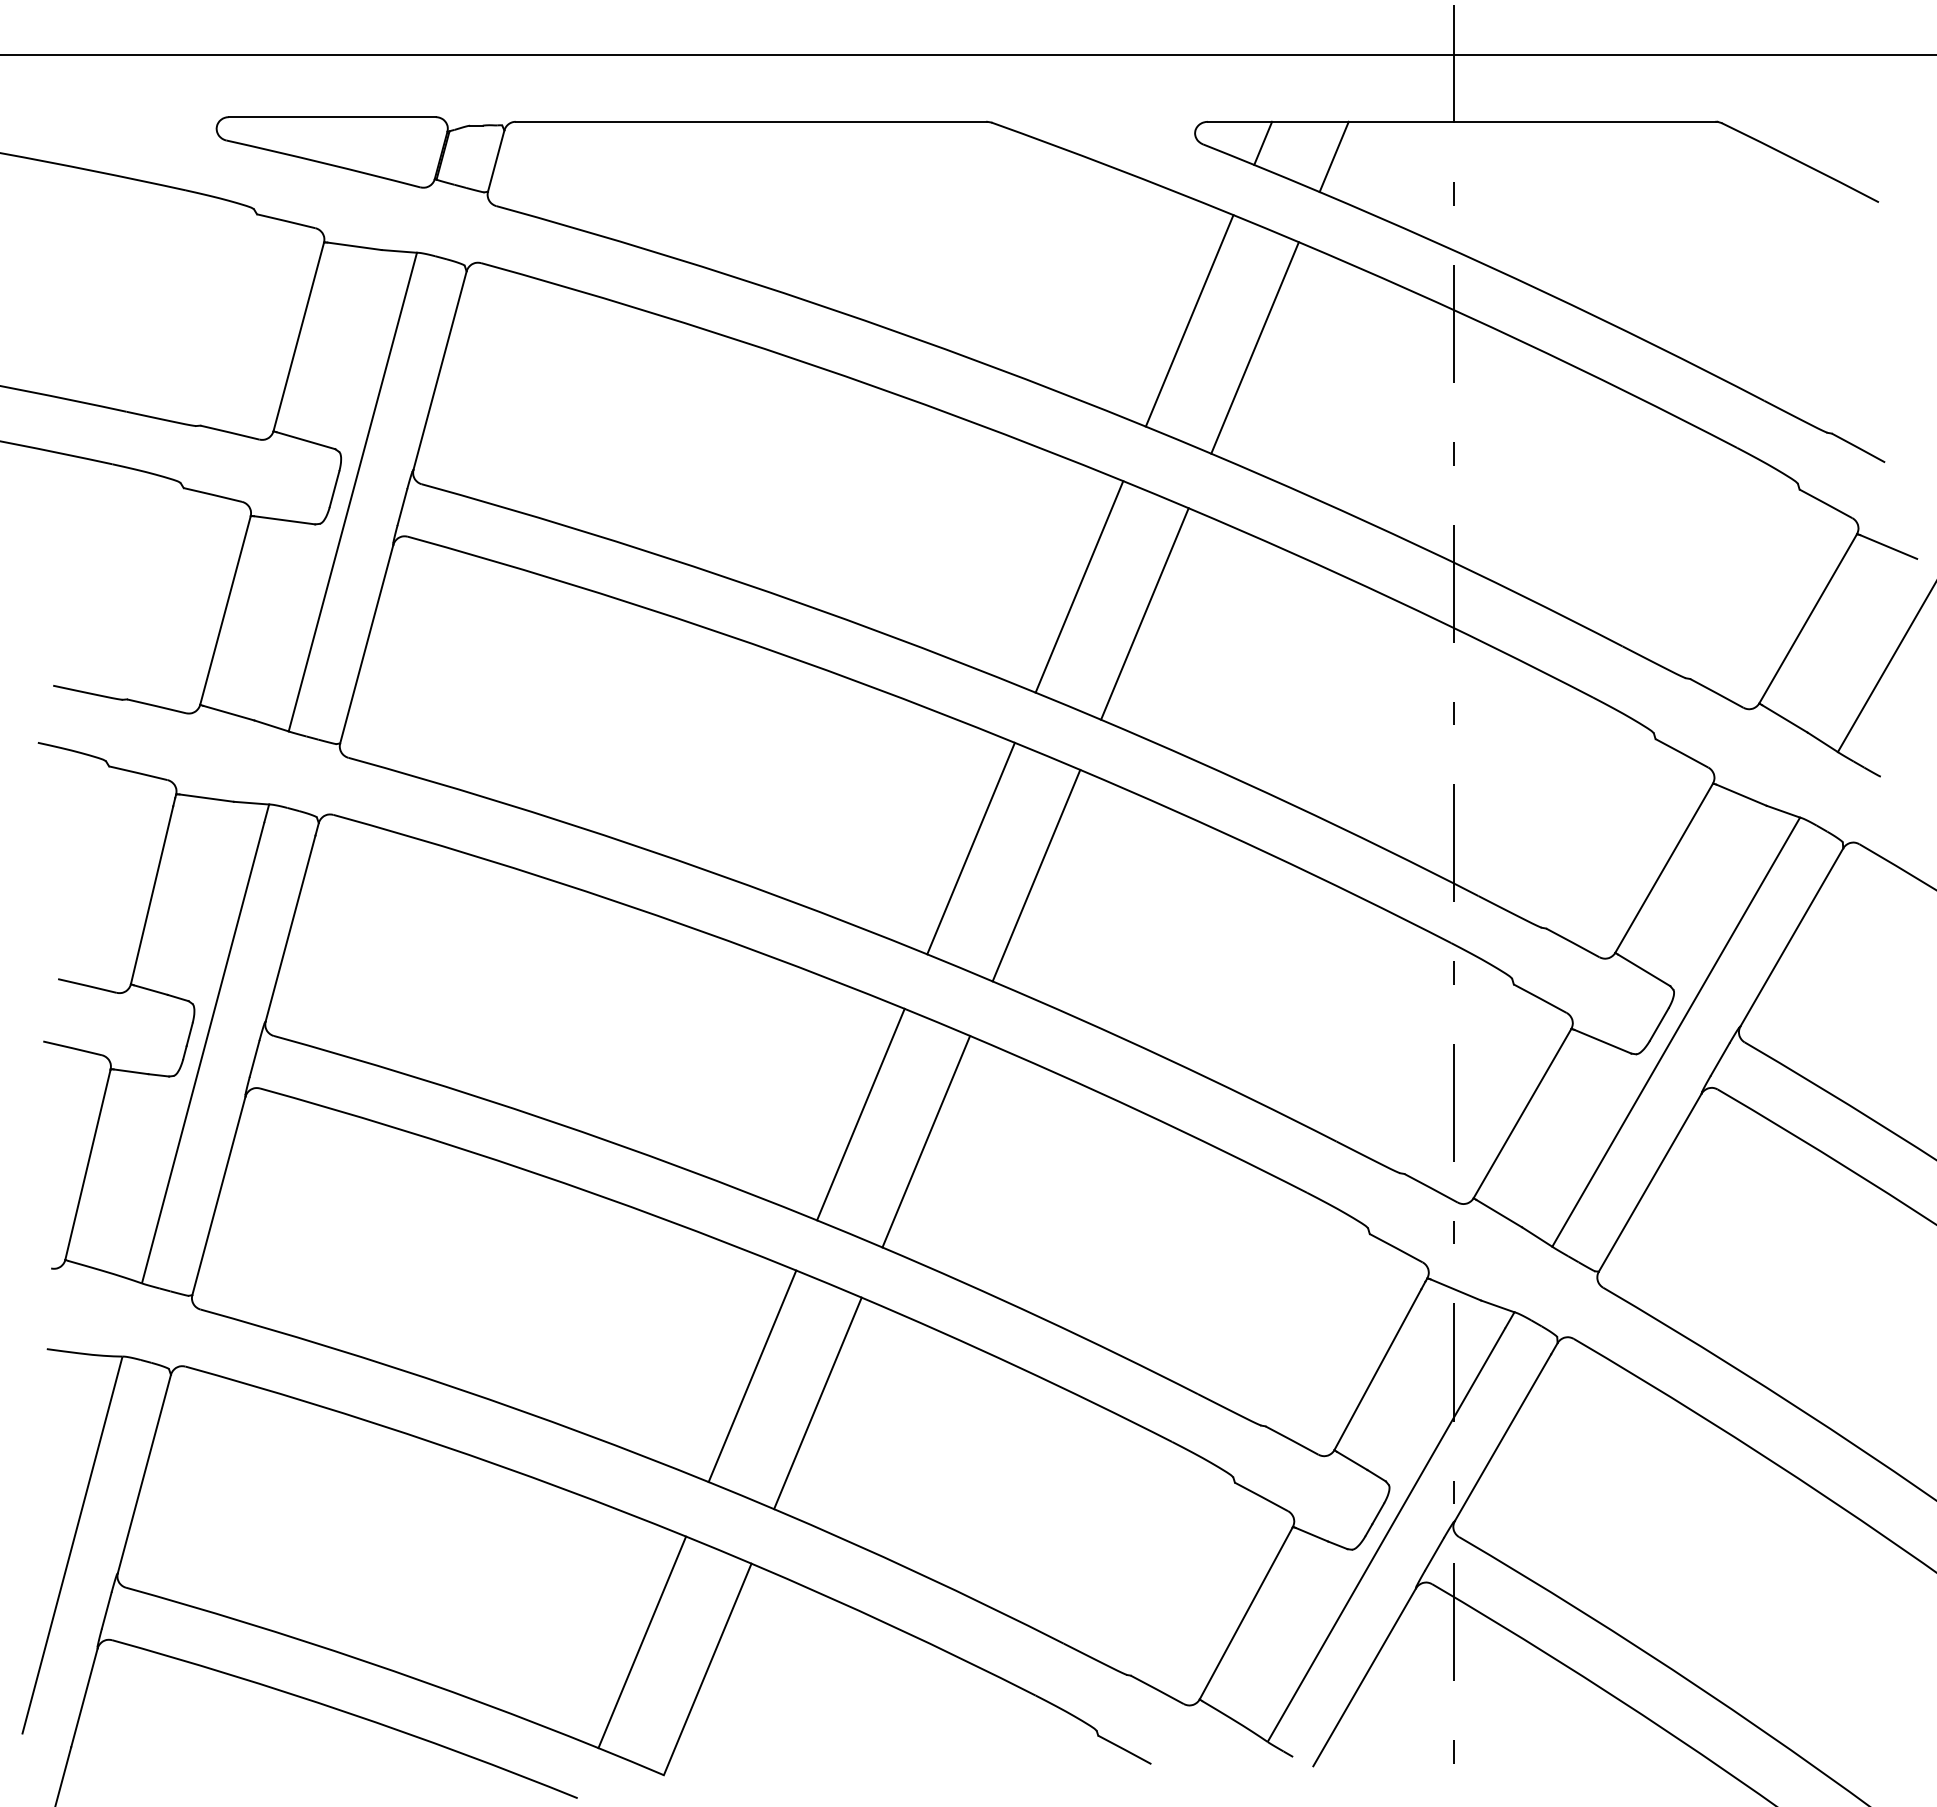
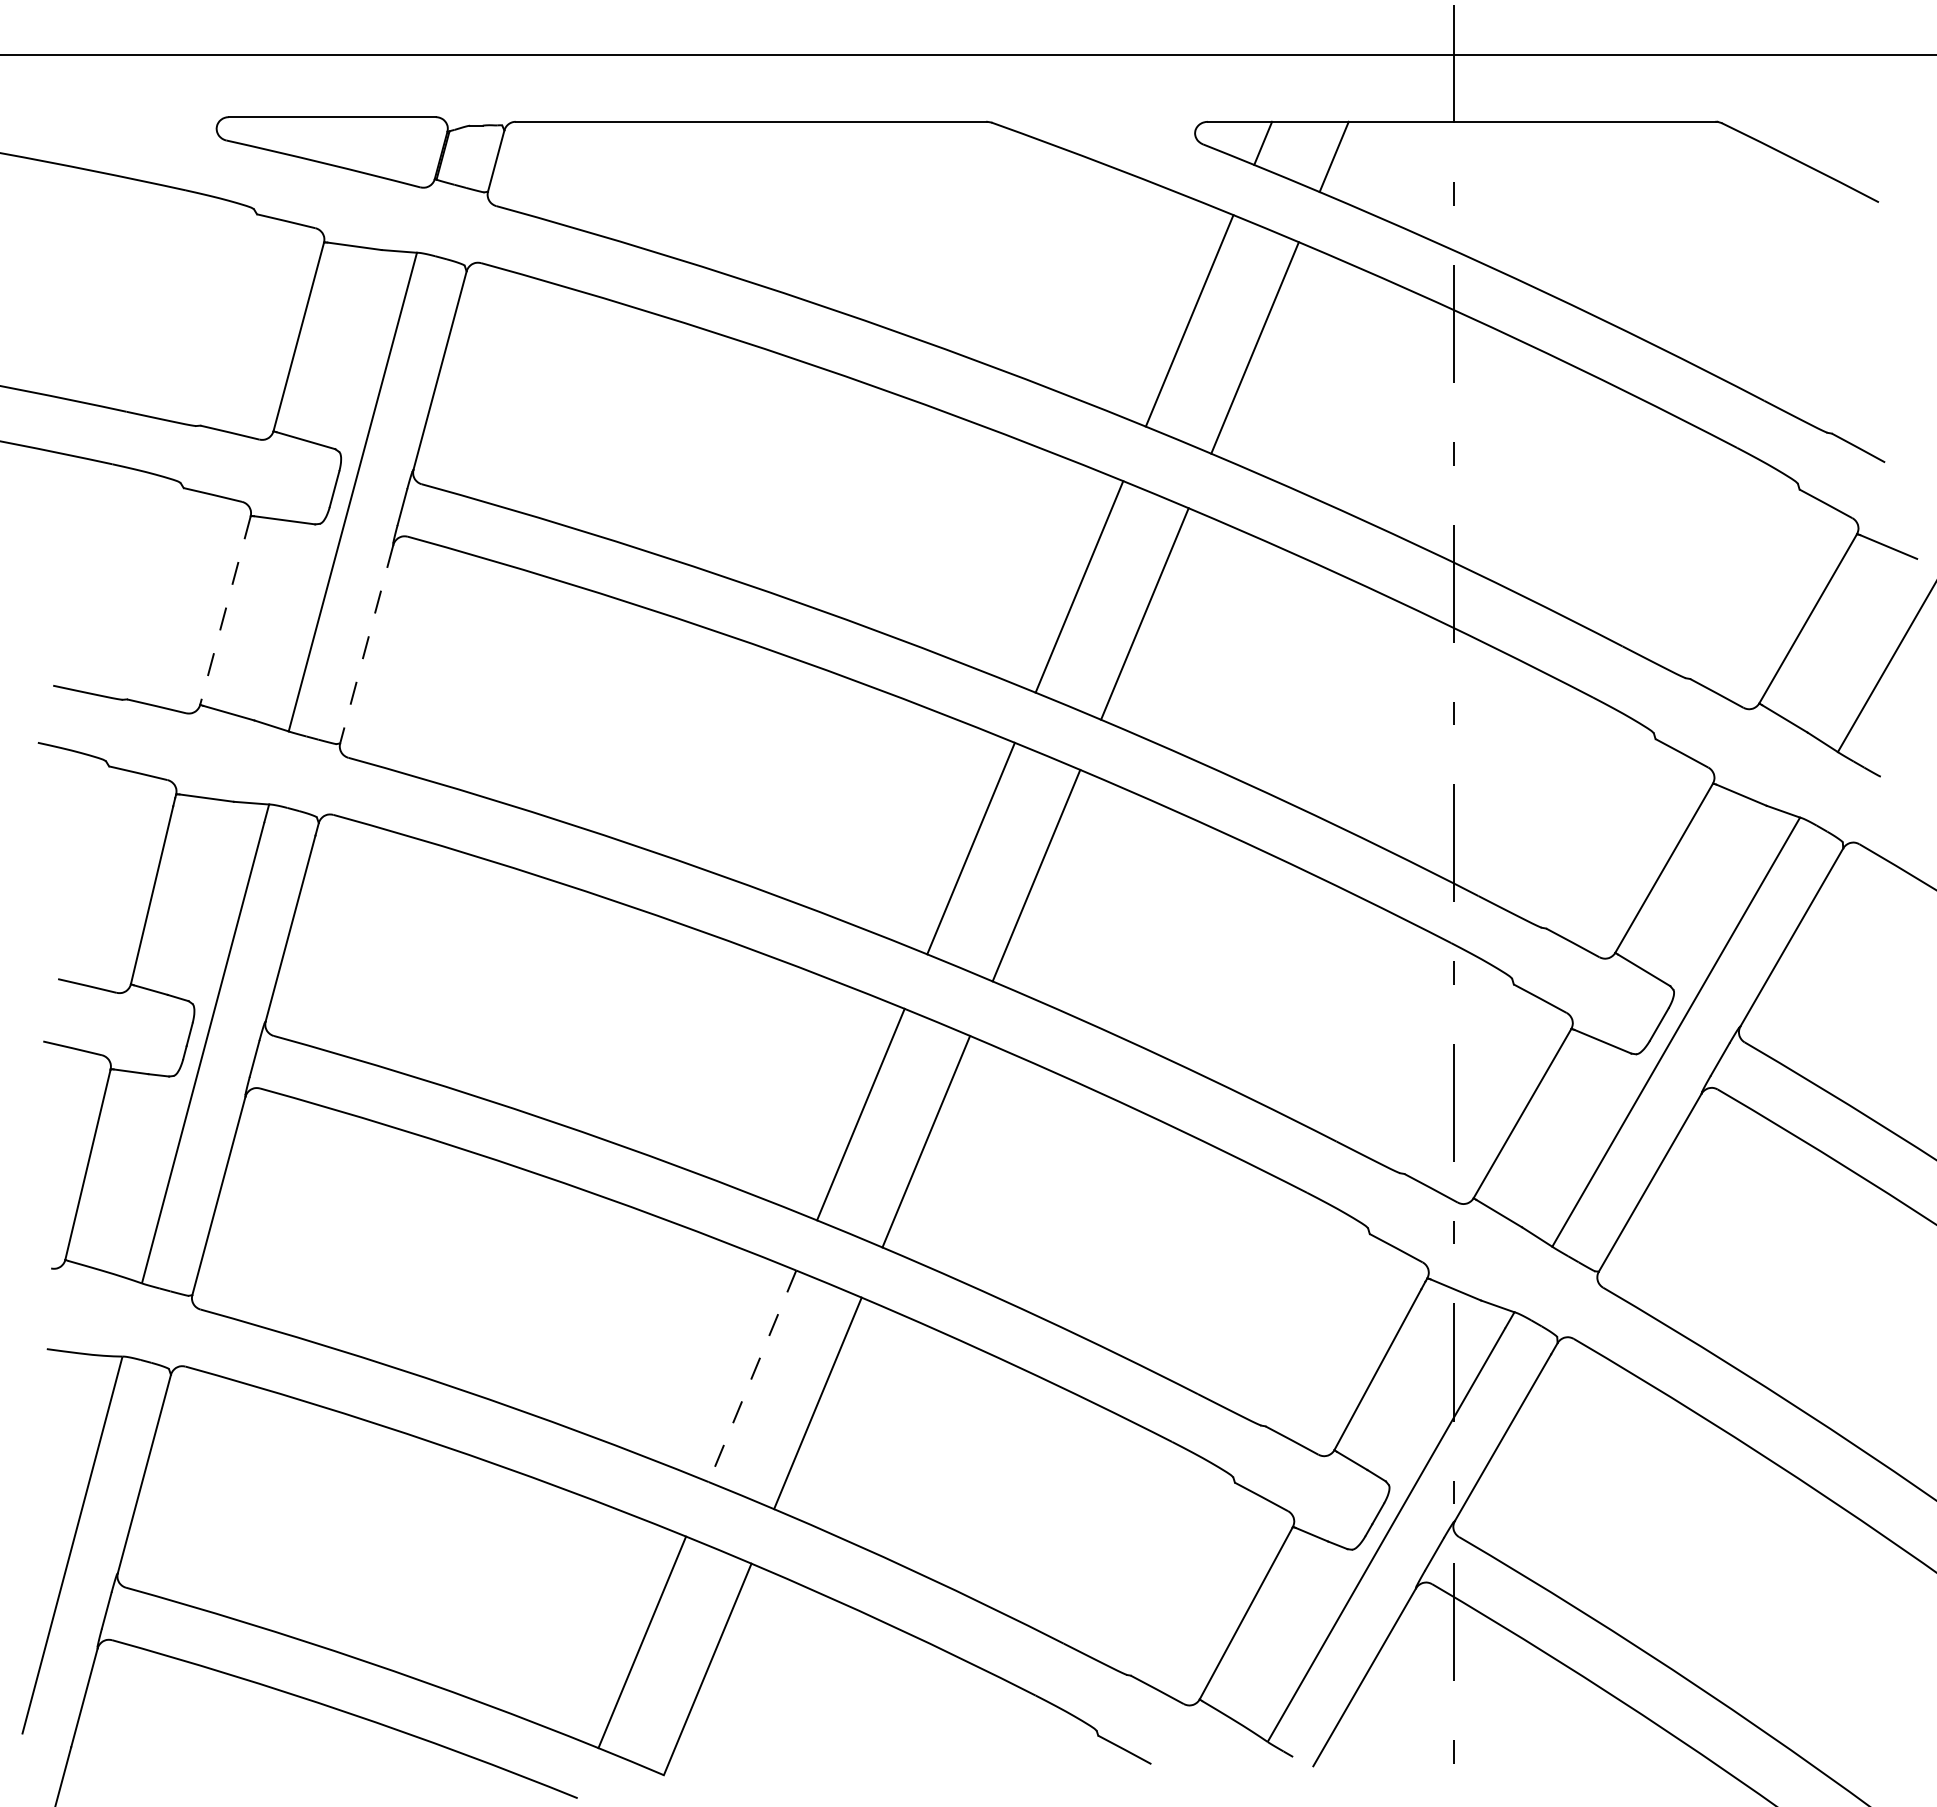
line: solid -> dashed (225, 610)
line: solid -> dashed (366, 644)
line: solid -> dashed (752, 1376)
